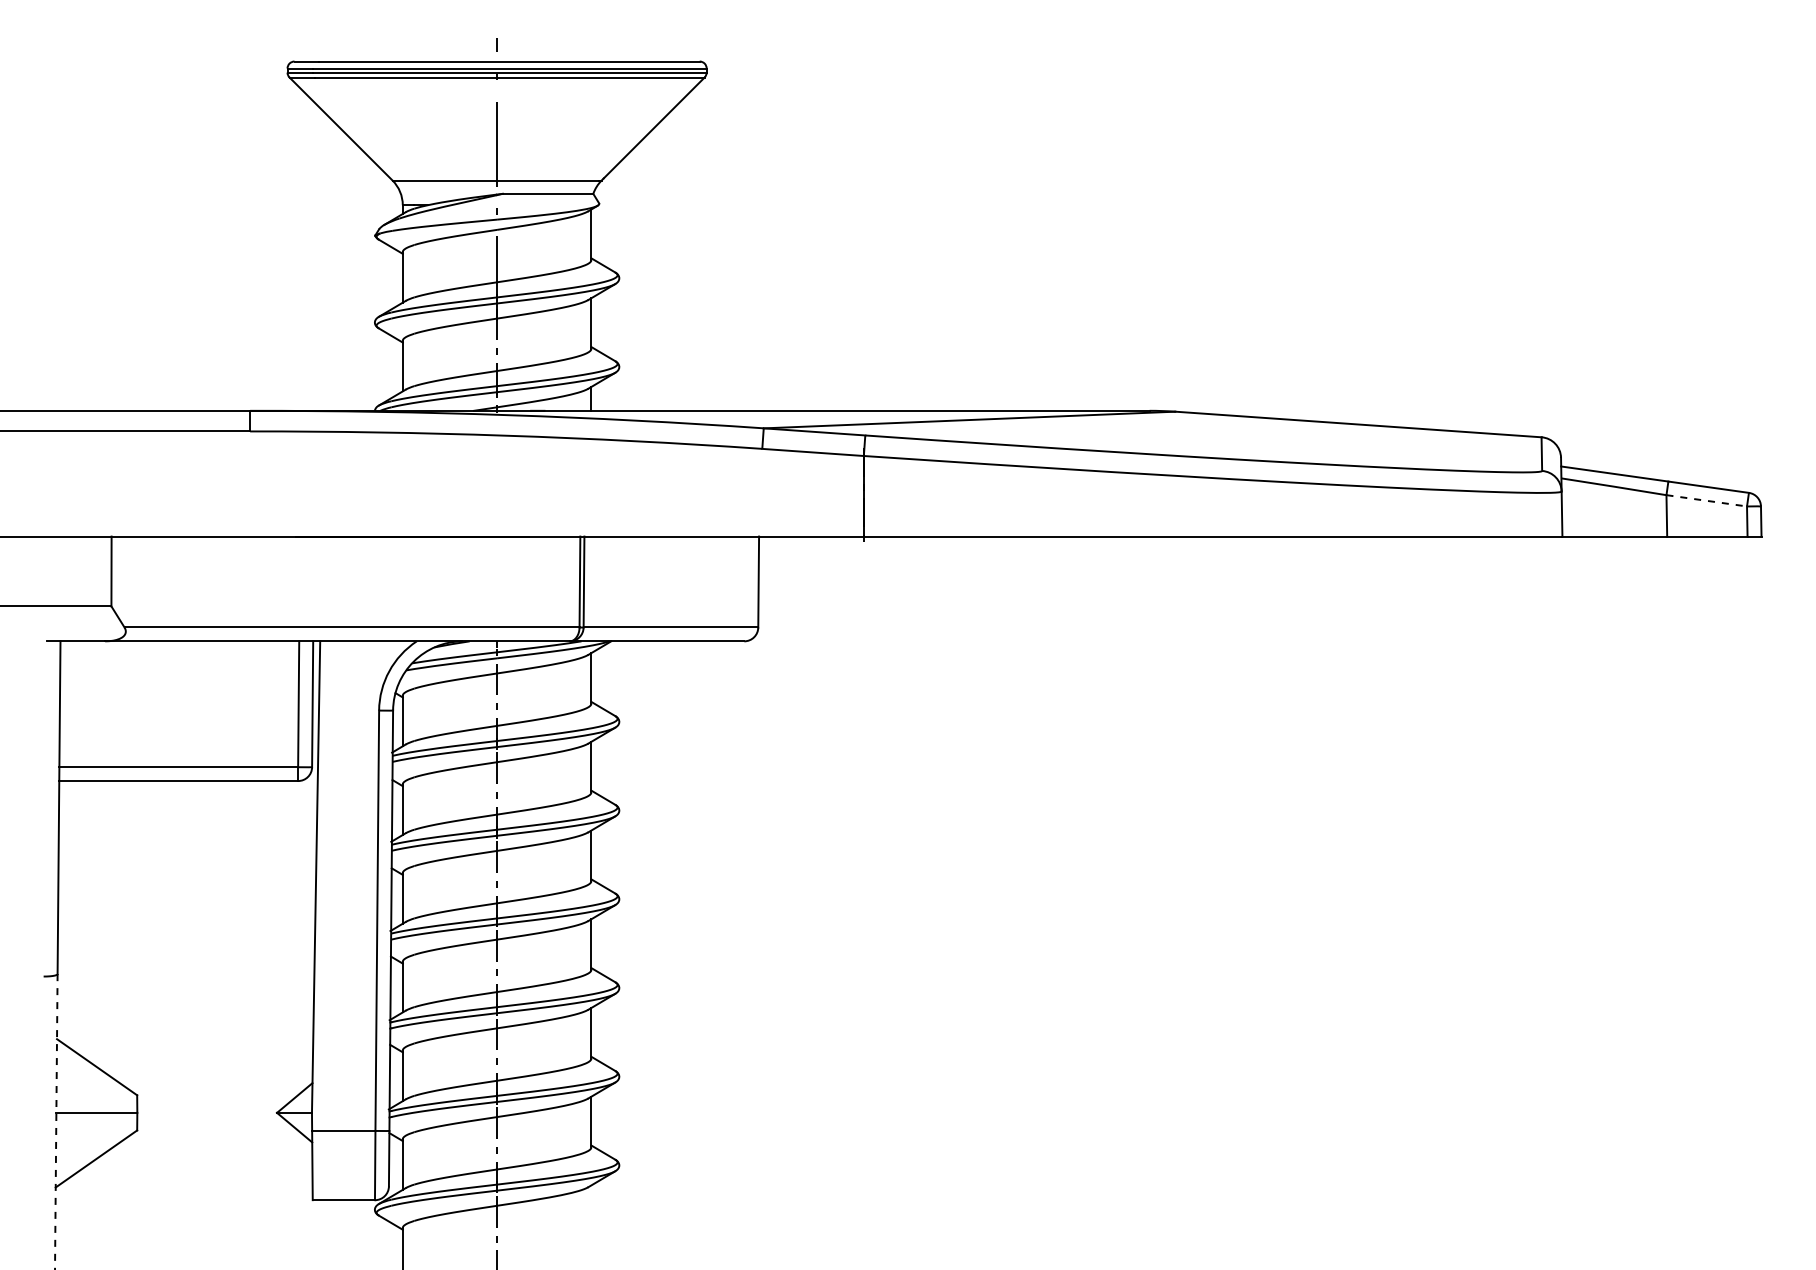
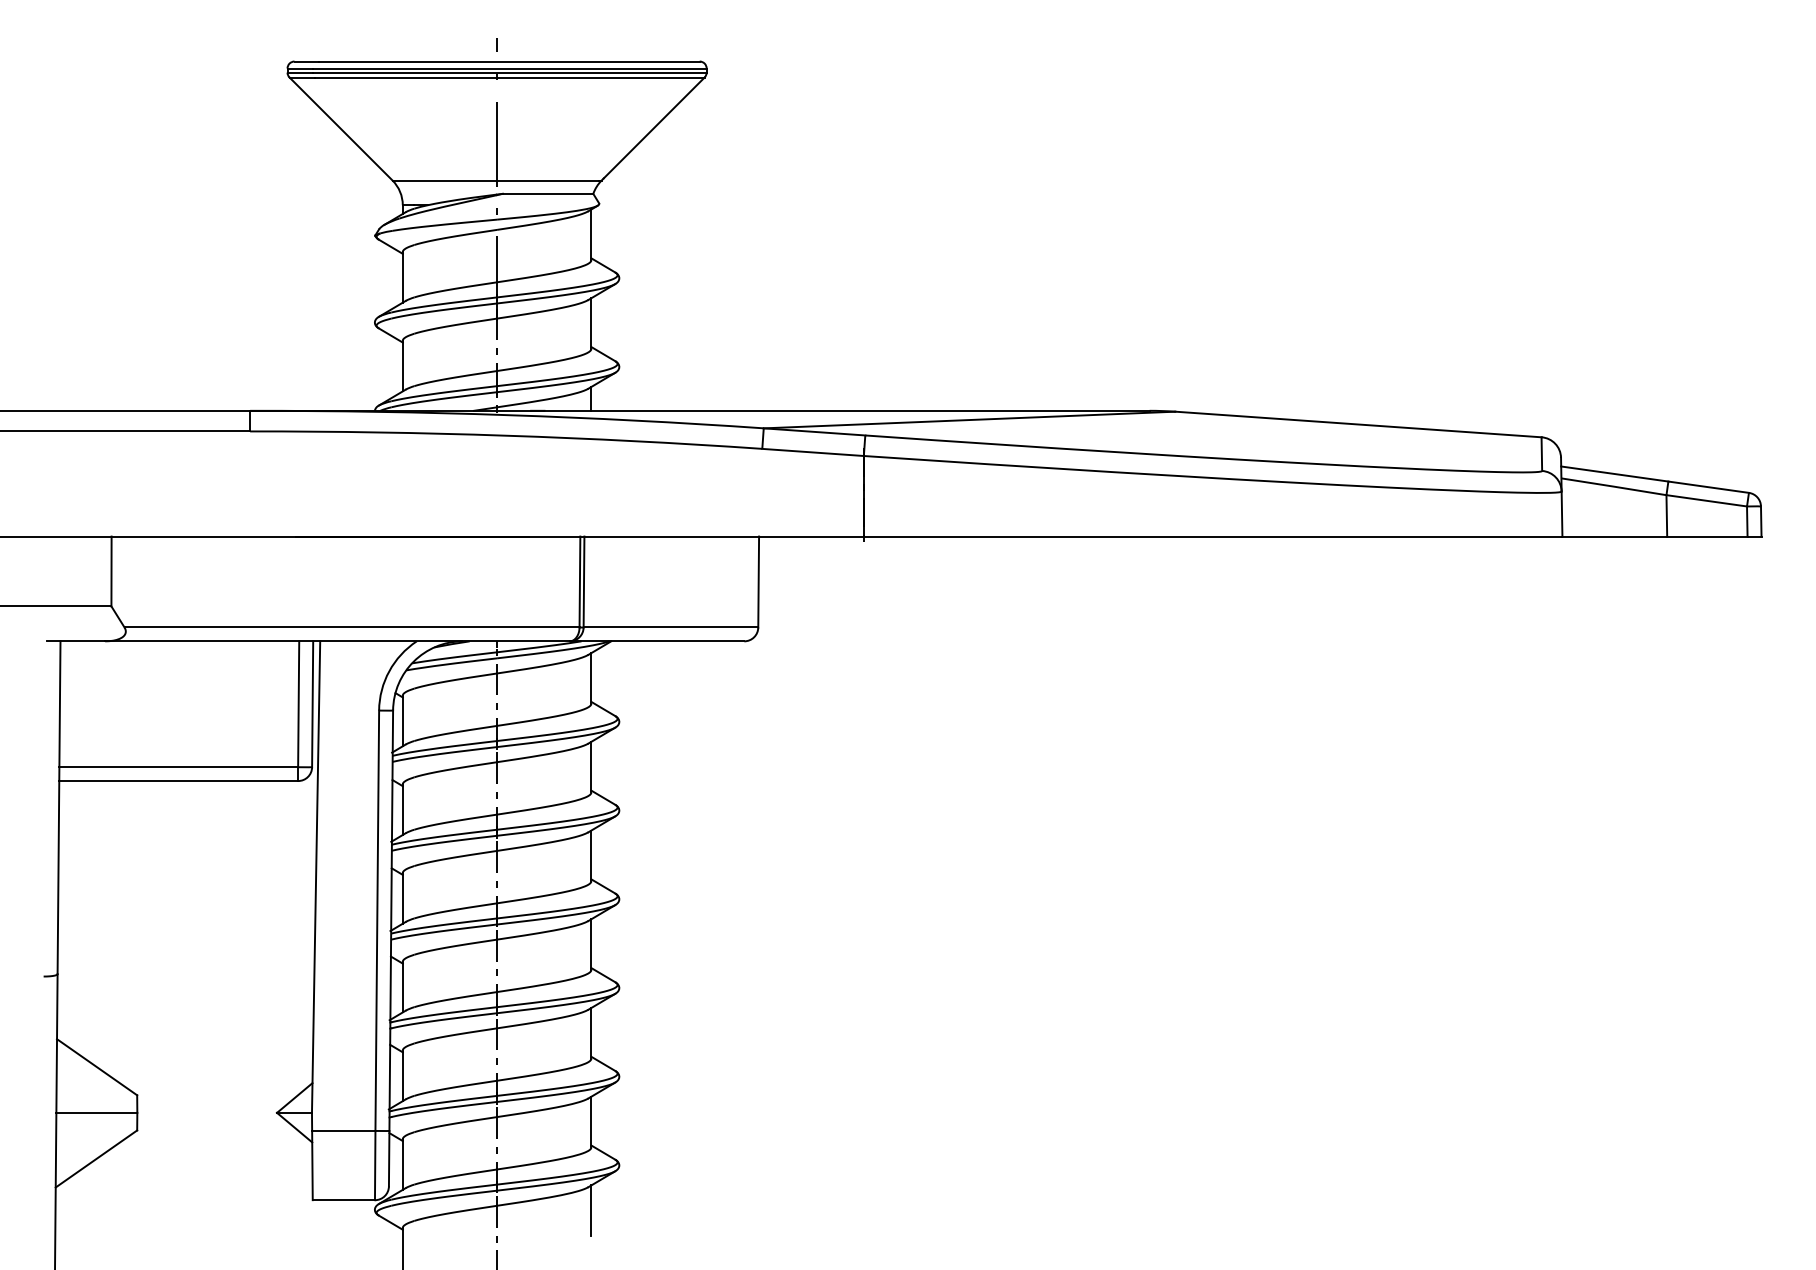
line: dashed -> solid (1706, 500)
line: dashed -> solid (56, 1122)
line: none -> present (591, 1210)
